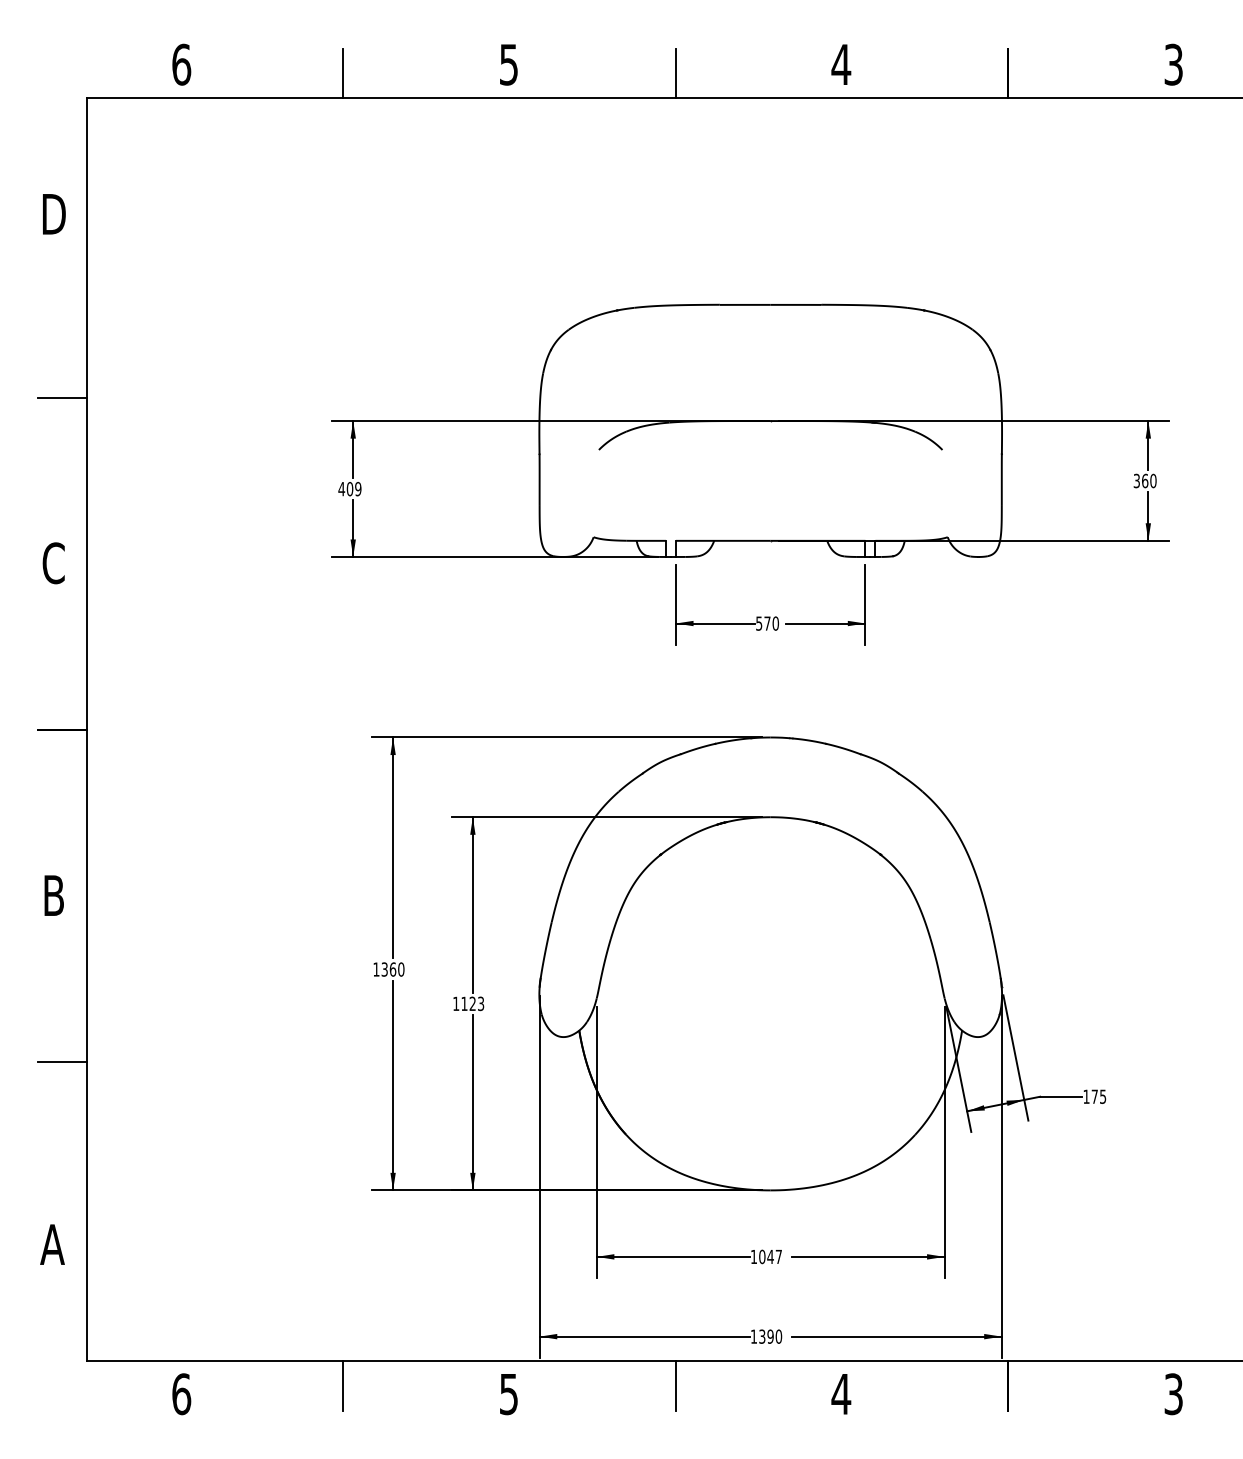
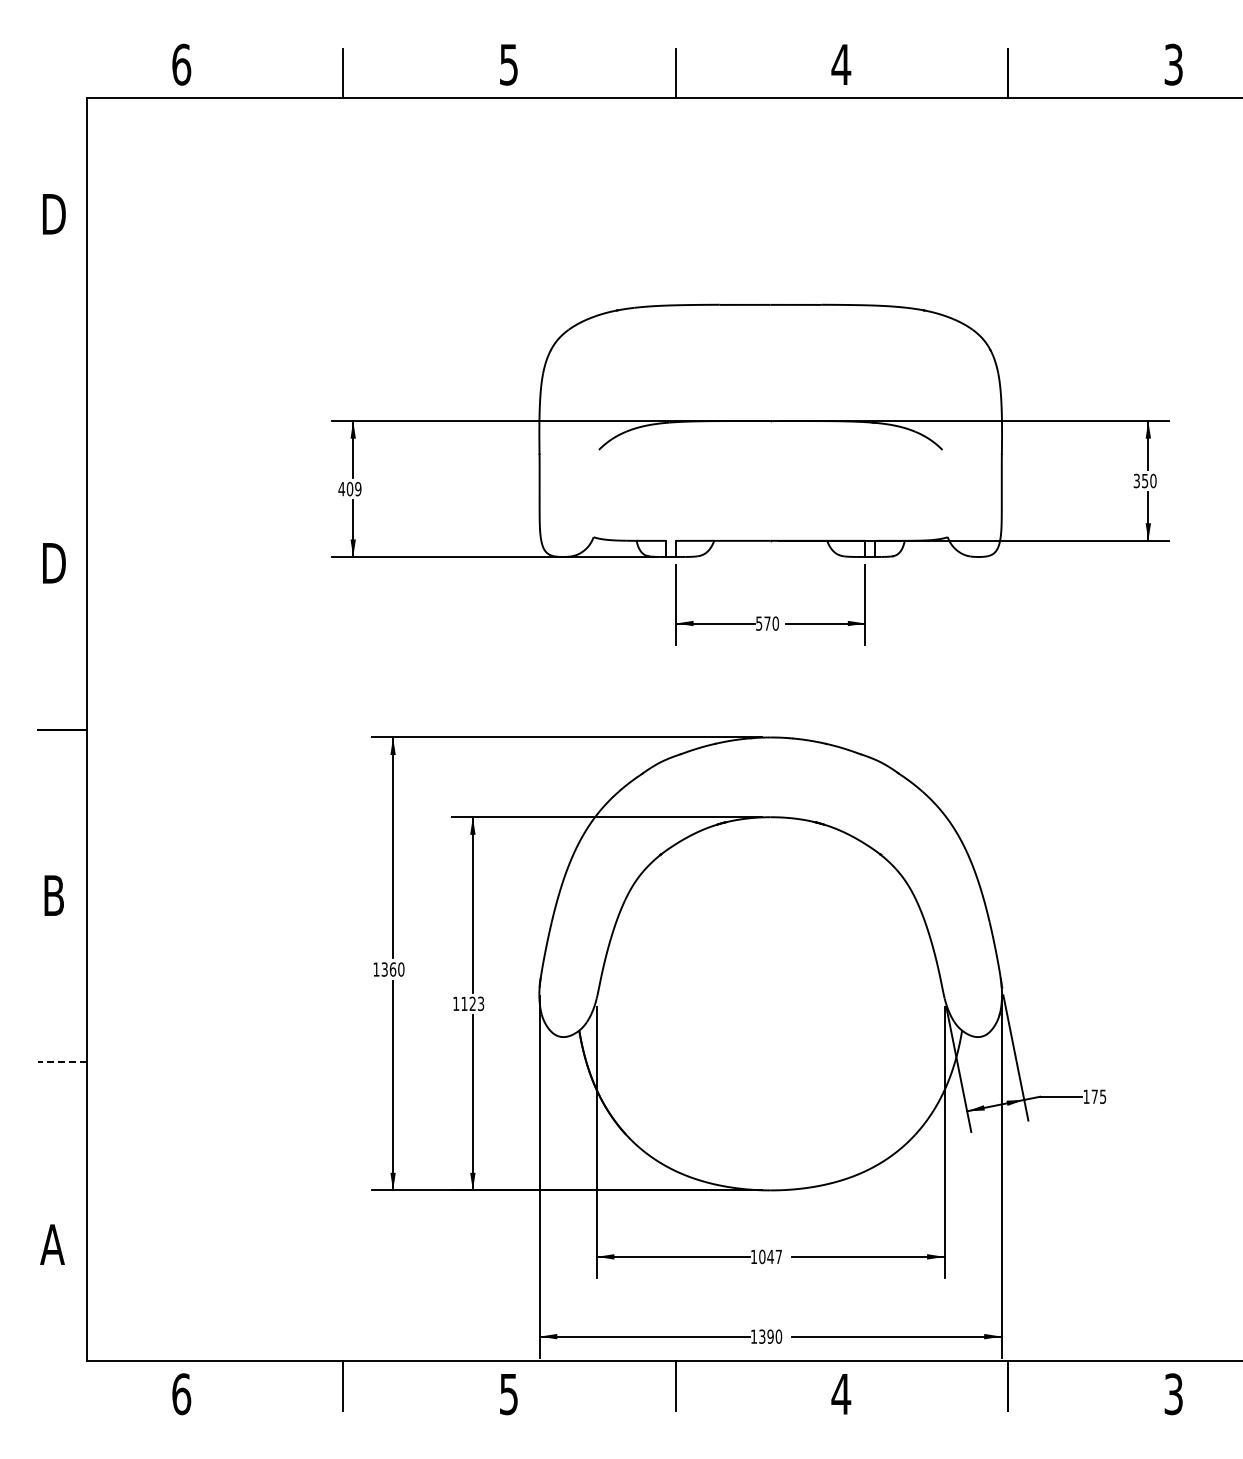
line: present -> none (62, 397)
text: 360 -> 350 (1145, 480)
text: C -> D (53, 563)
line: solid -> dashed (62, 1062)
